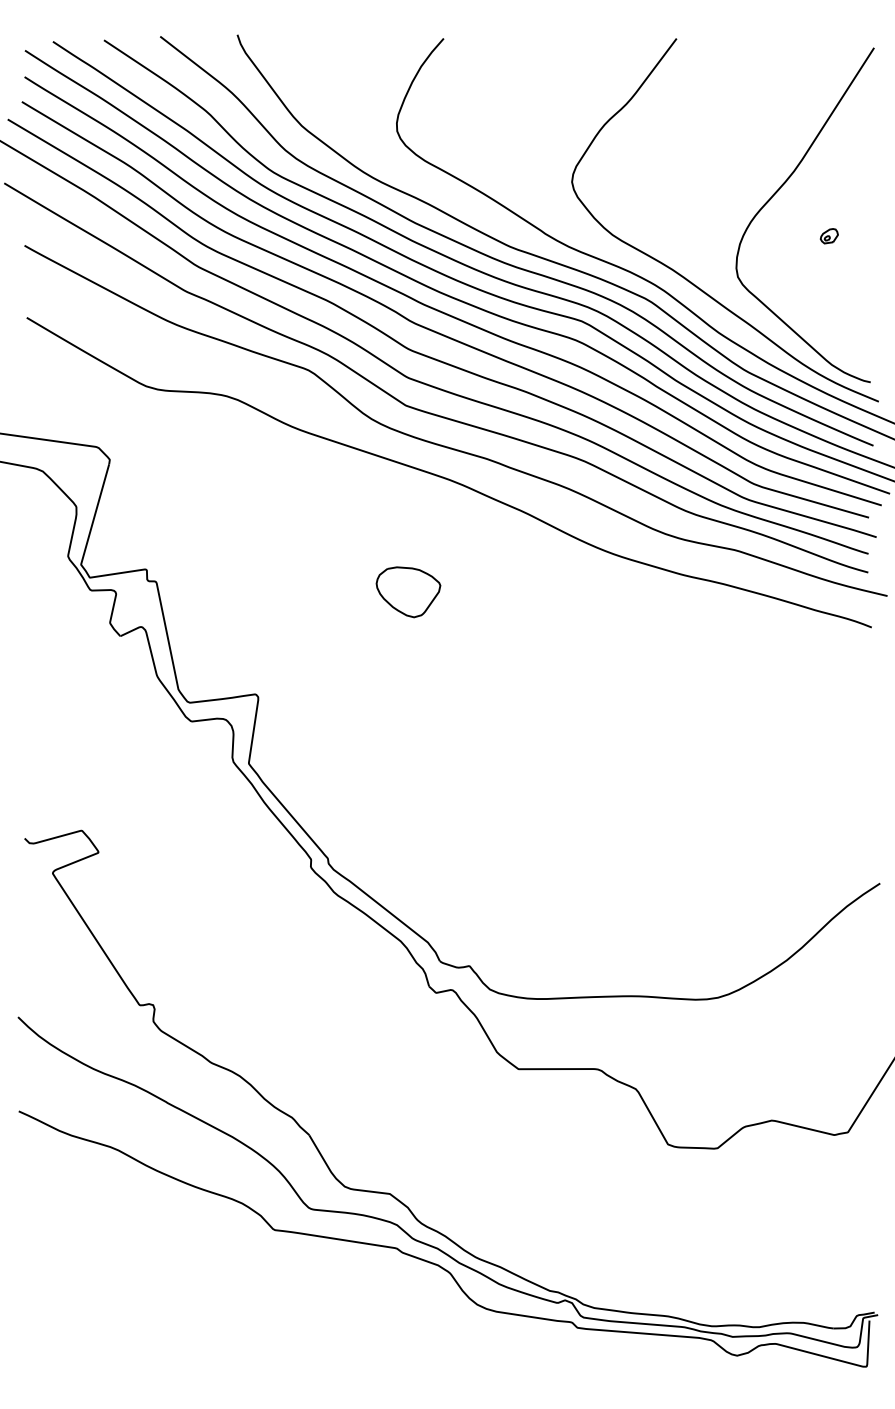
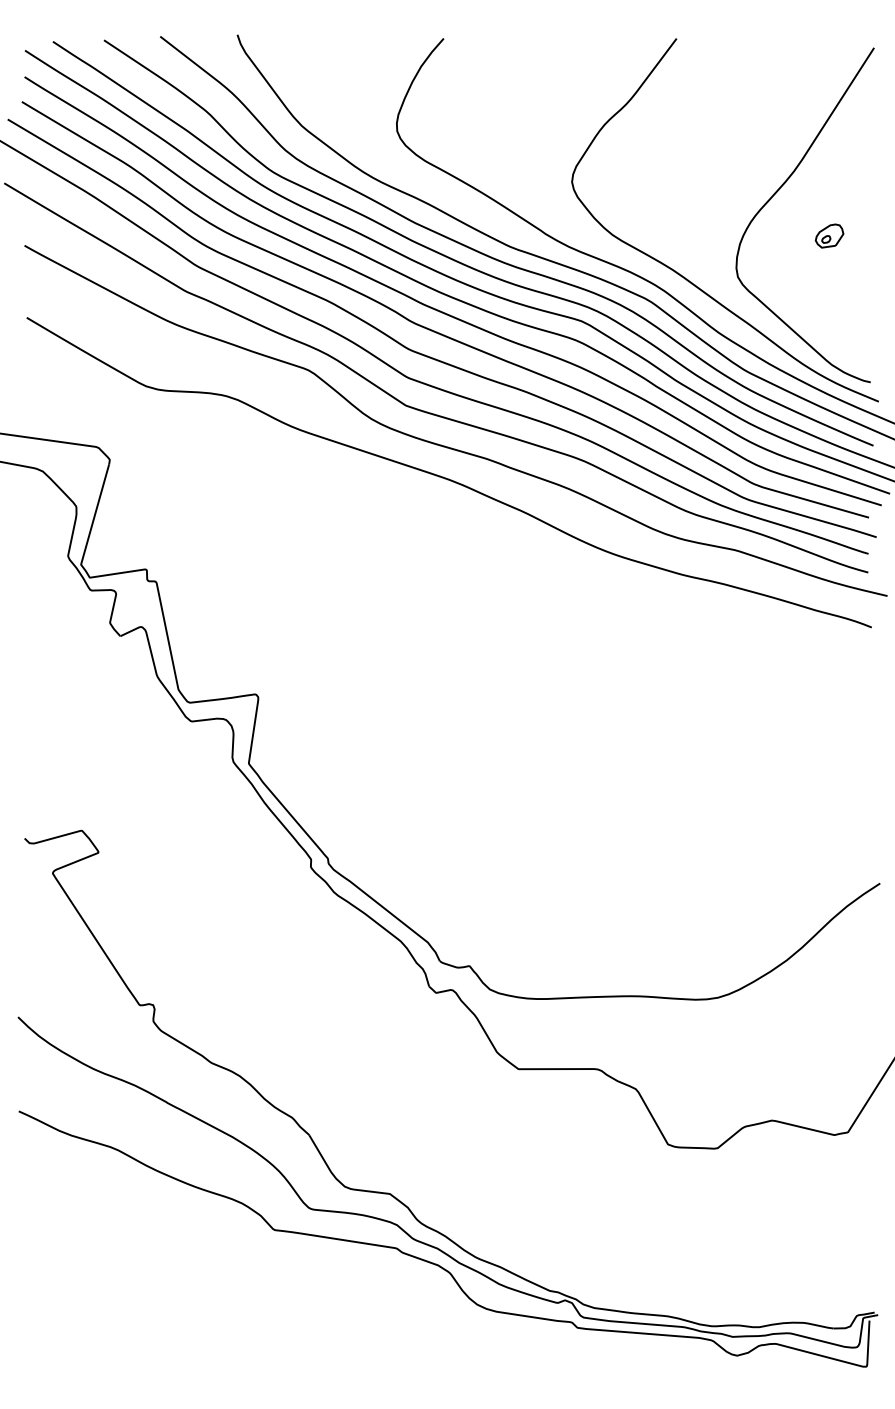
part size: 20x17 px -> 31x26 px (829, 235)
part: present -> none (408, 592)
